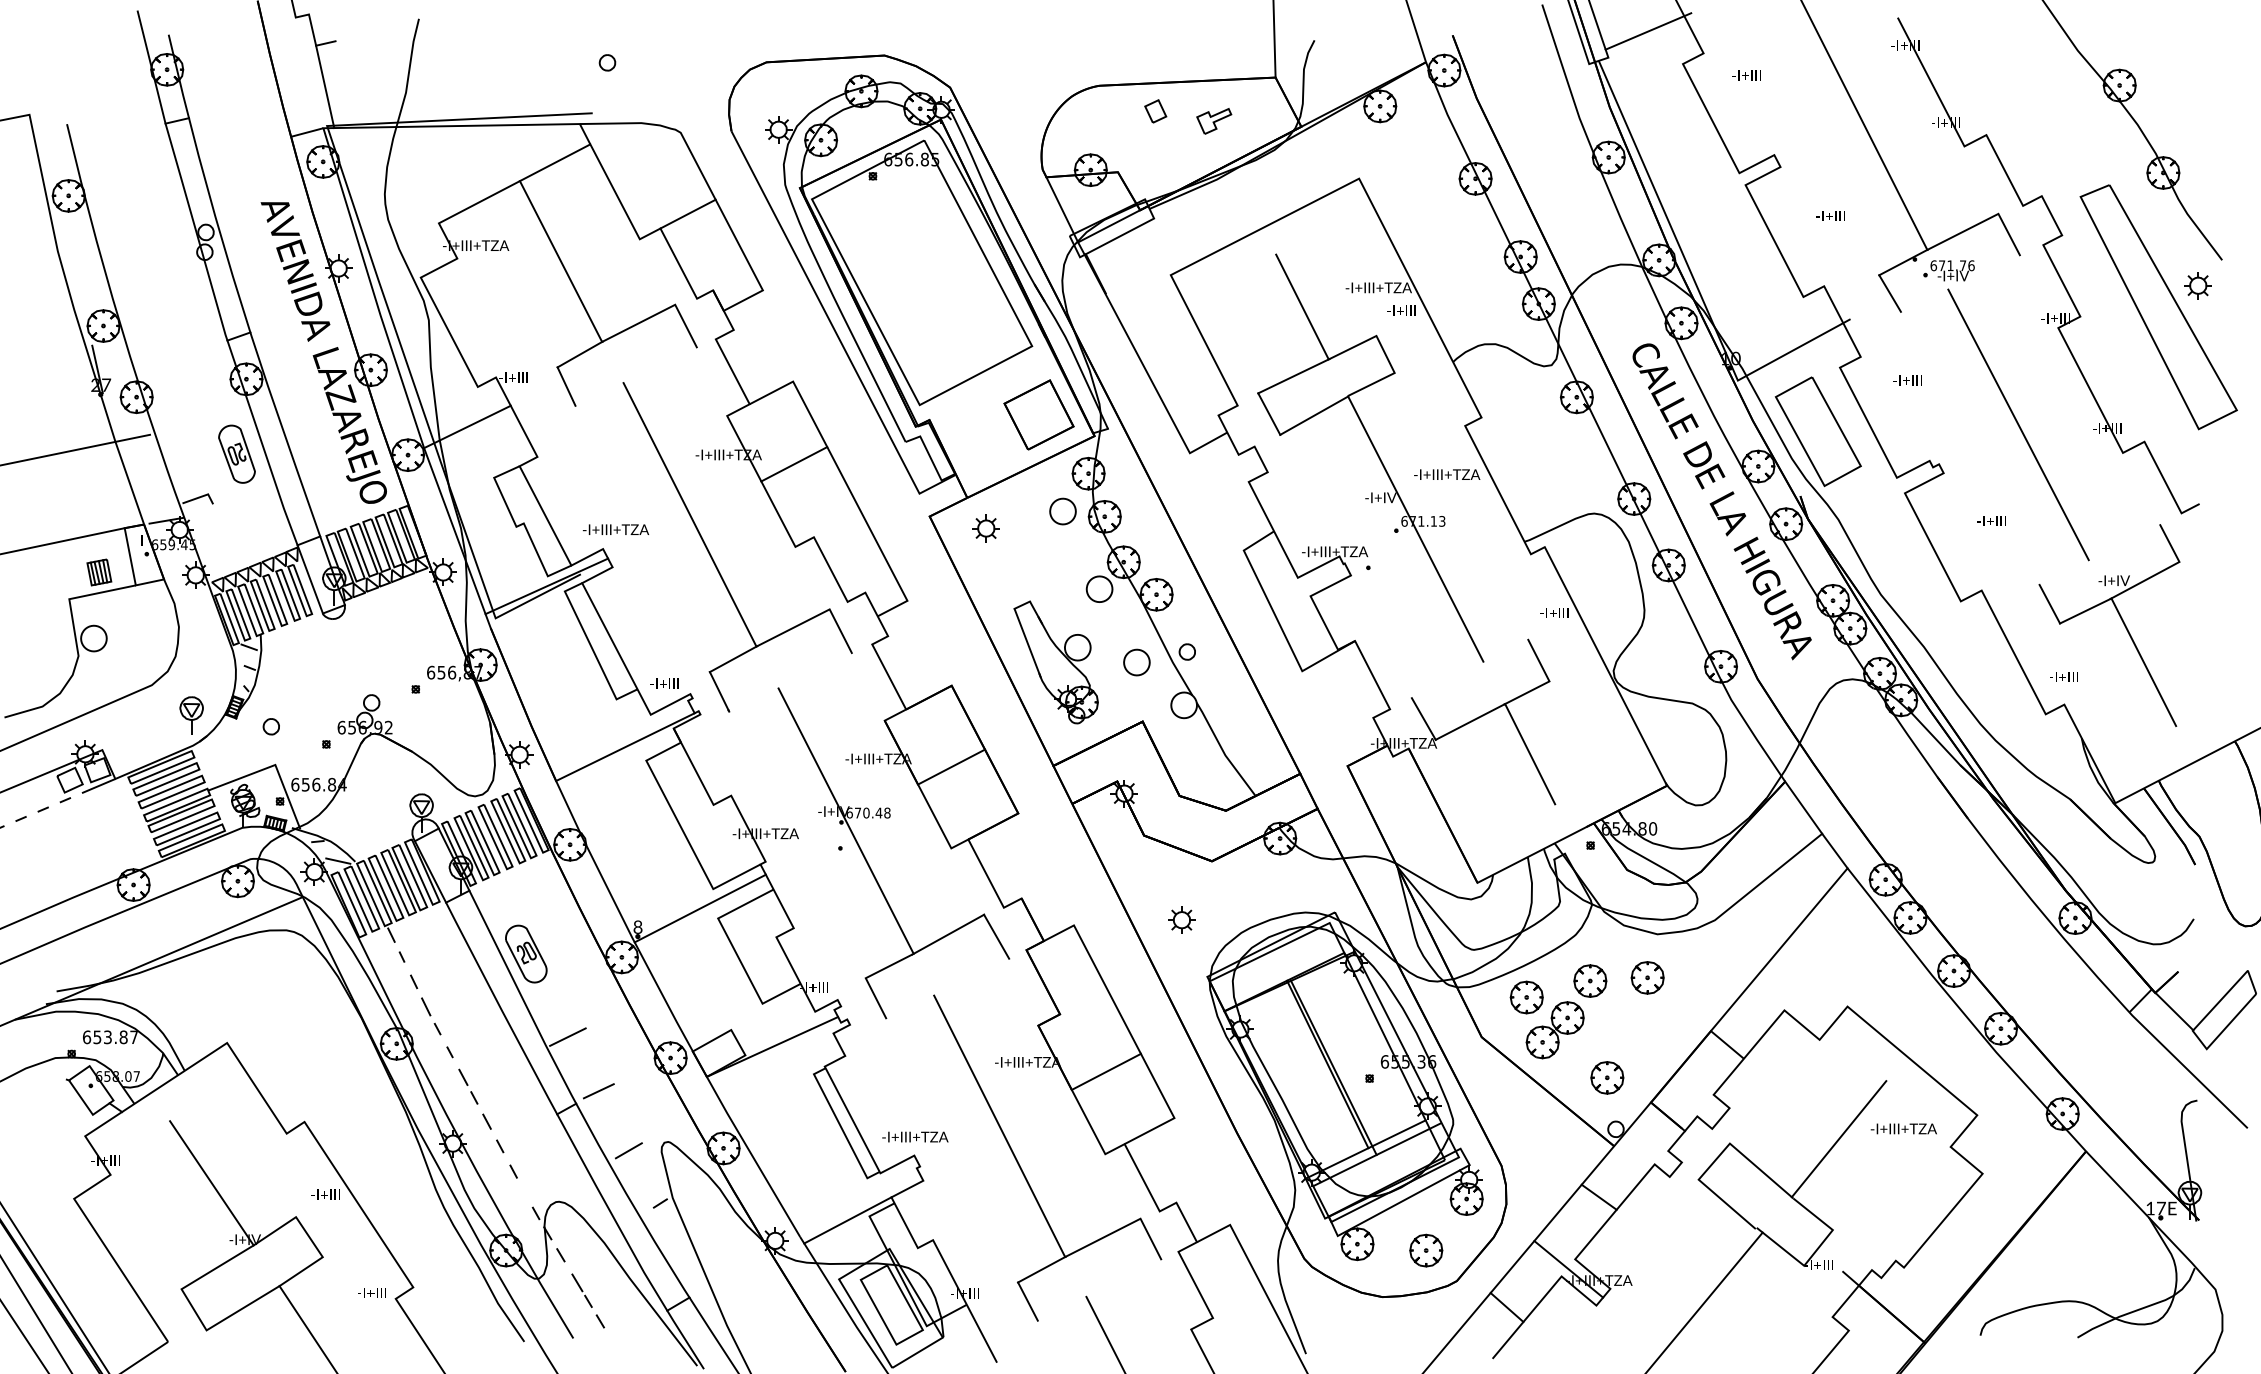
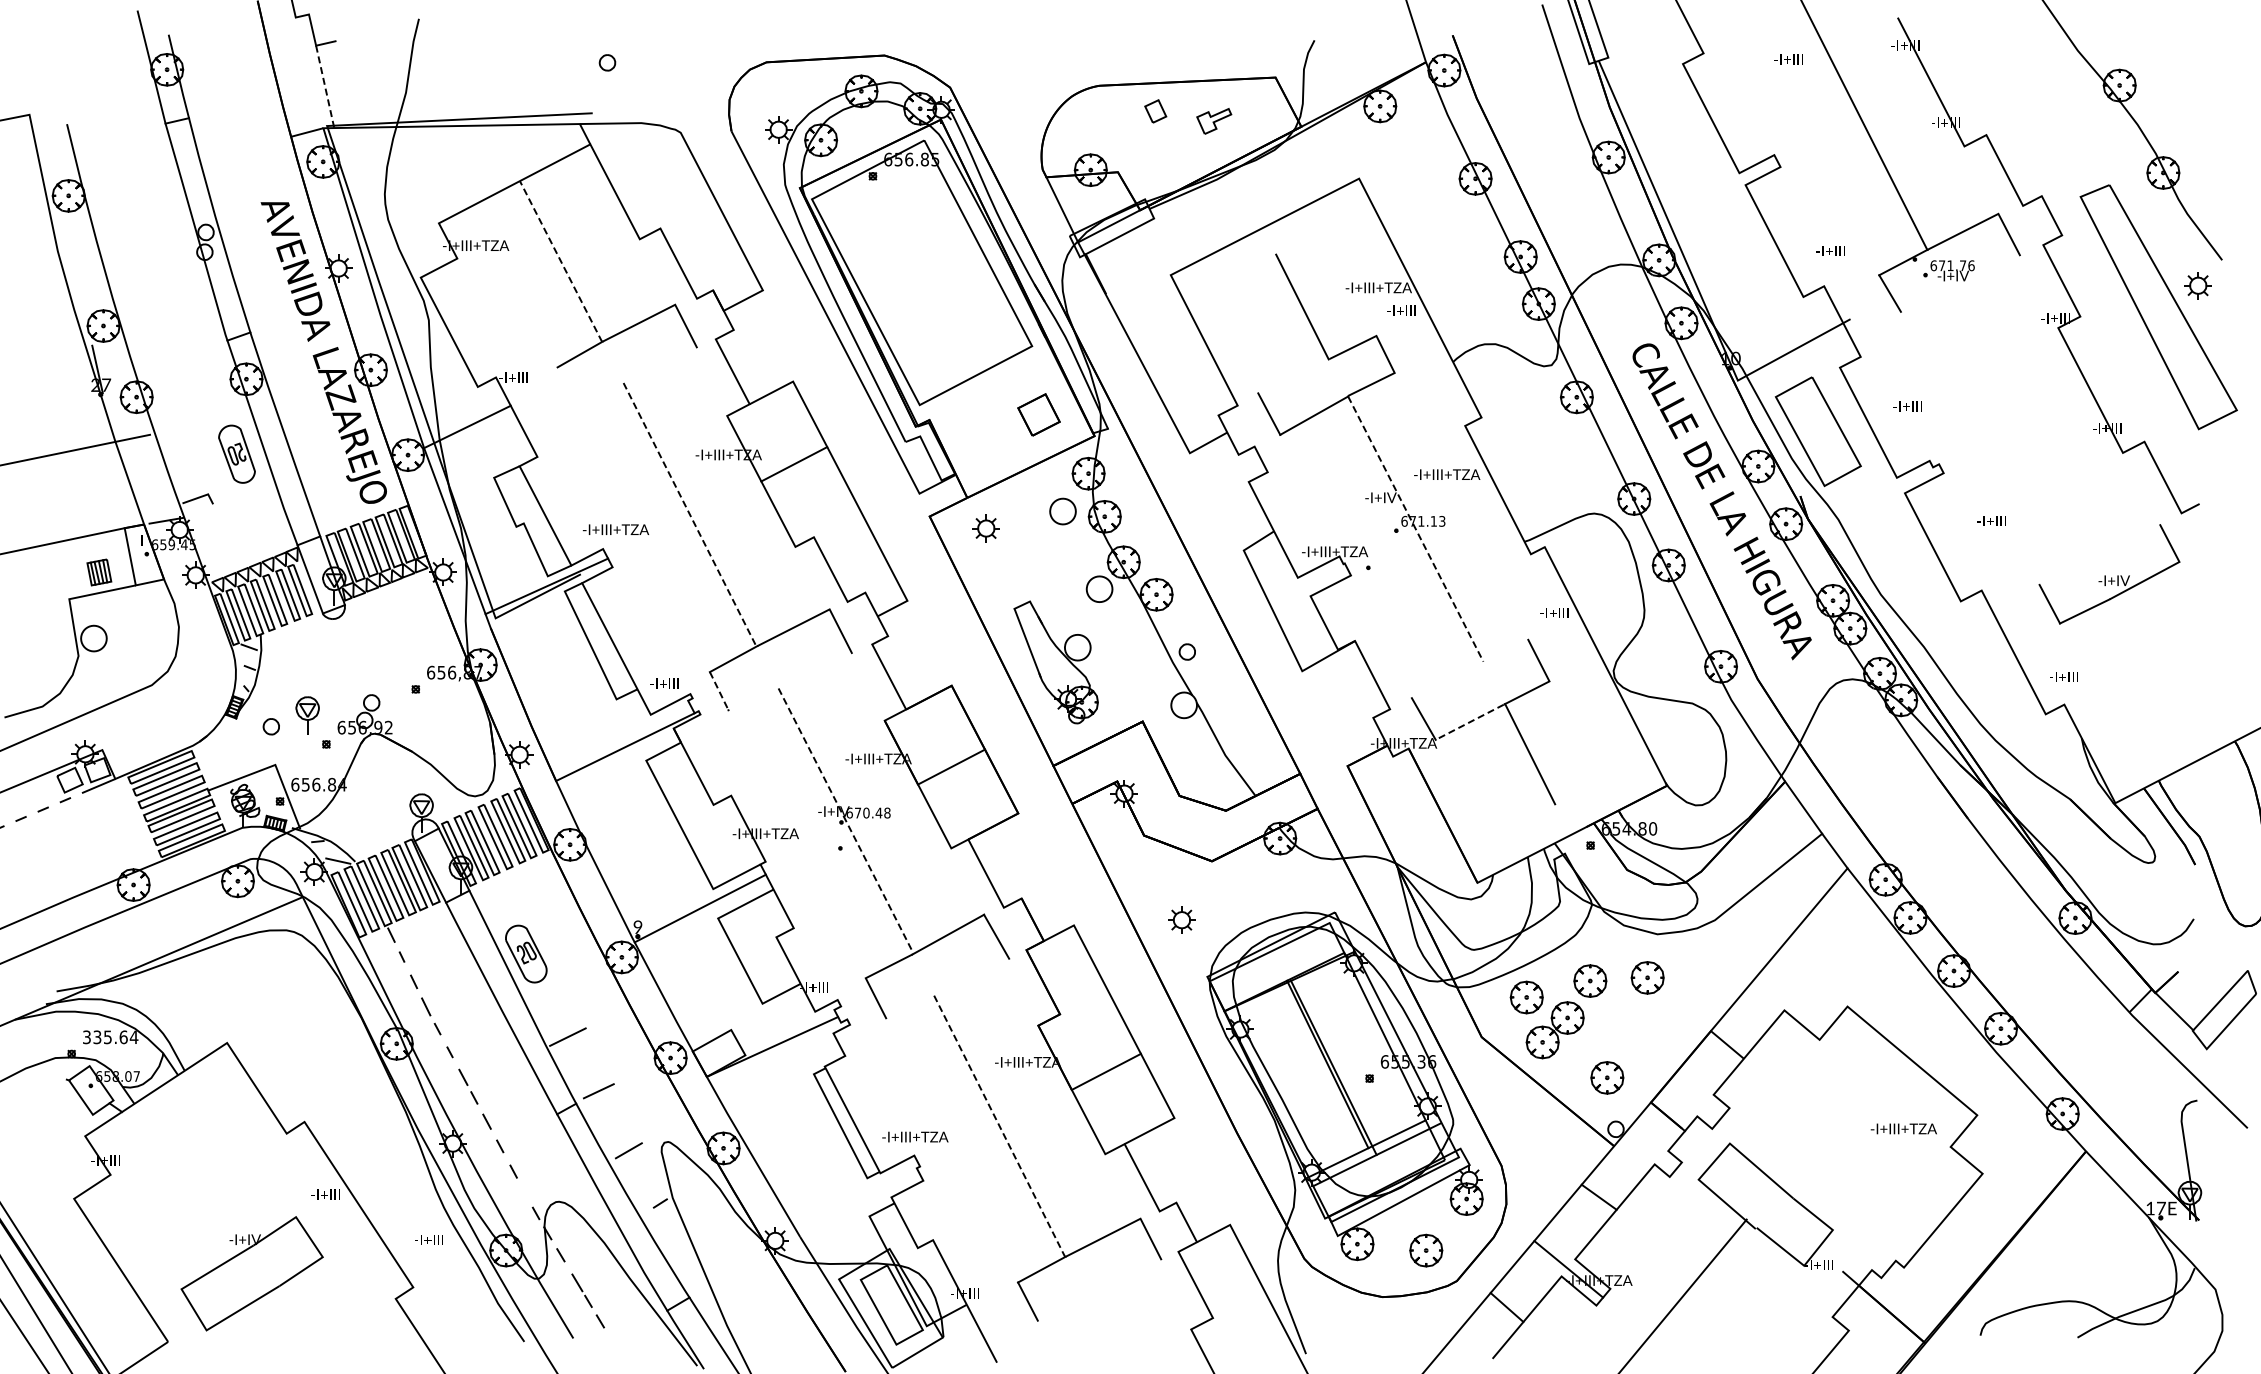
line: present -> none (1648, 31)
line: present -> none (1274, 39)
text position: (1746, 75) -> (1788, 59) (1788, 59)
line: solid -> dashed (325, 87)
line: present -> none (687, 213)
text position: (1830, 215) -> (1830, 250) (1830, 250)
line: solid -> dashed (560, 261)
line: present -> none (1293, 376)
text position: (1907, 380) -> (1907, 406) (1907, 406)
line: present -> none (566, 386)
part size: 72x72 px -> 44x44 px (1038, 414)
line: present -> none (2018, 424)
line: solid -> dashed (690, 514)
line: solid -> dashed (1415, 529)
part: present -> none (1136, 662)
line: present -> none (2143, 662)
line: solid -> dashed (719, 692)
part position: (191, 715) -> (307, 715) (307, 715)
line: solid -> dashed (1469, 722)
line: solid -> dashed (846, 821)
text: 8 -> 9 (637, 927)
text: 653.87 -> 335.64 (110, 1037)
line: solid -> dashed (999, 1126)
line: present -> none (1838, 1139)
line: present -> none (211, 1183)
line: present -> none (847, 1220)
text position: (371, 1292) -> (428, 1239) (428, 1239)
line position: (1705, 1301) -> (1683, 1294) (1683, 1294)
line: present -> none (307, 1328)
line: present -> none (1104, 1333)
